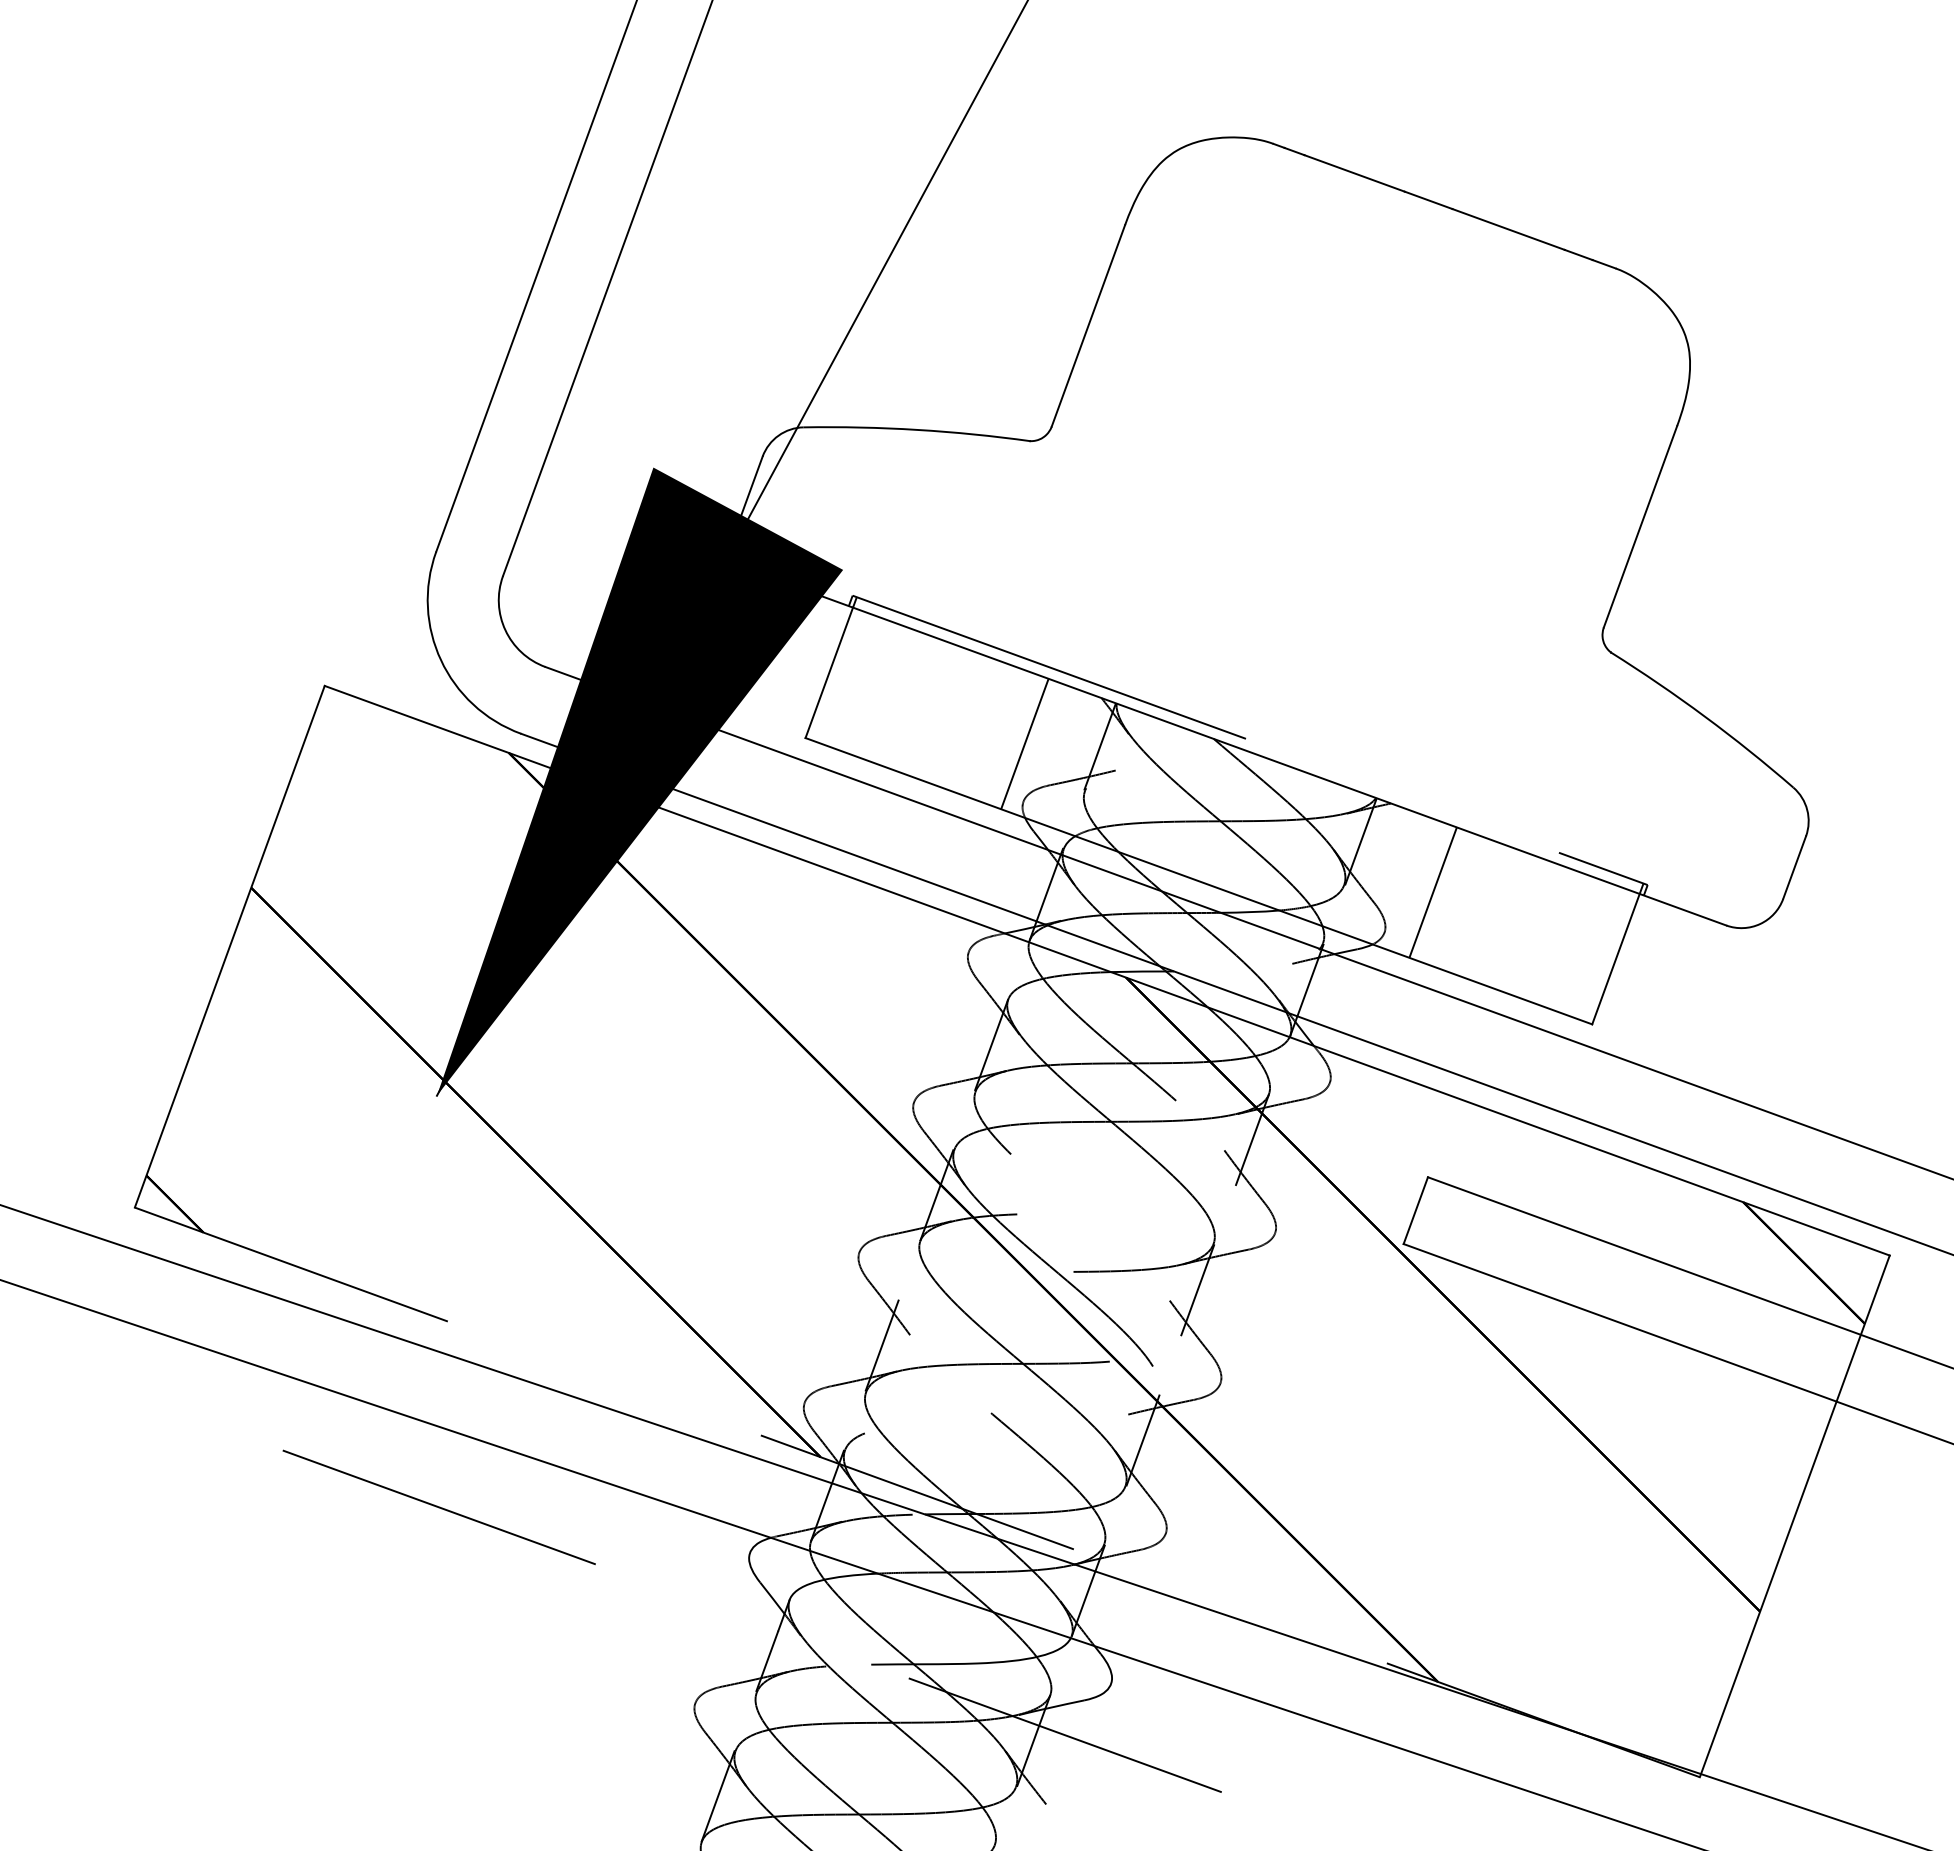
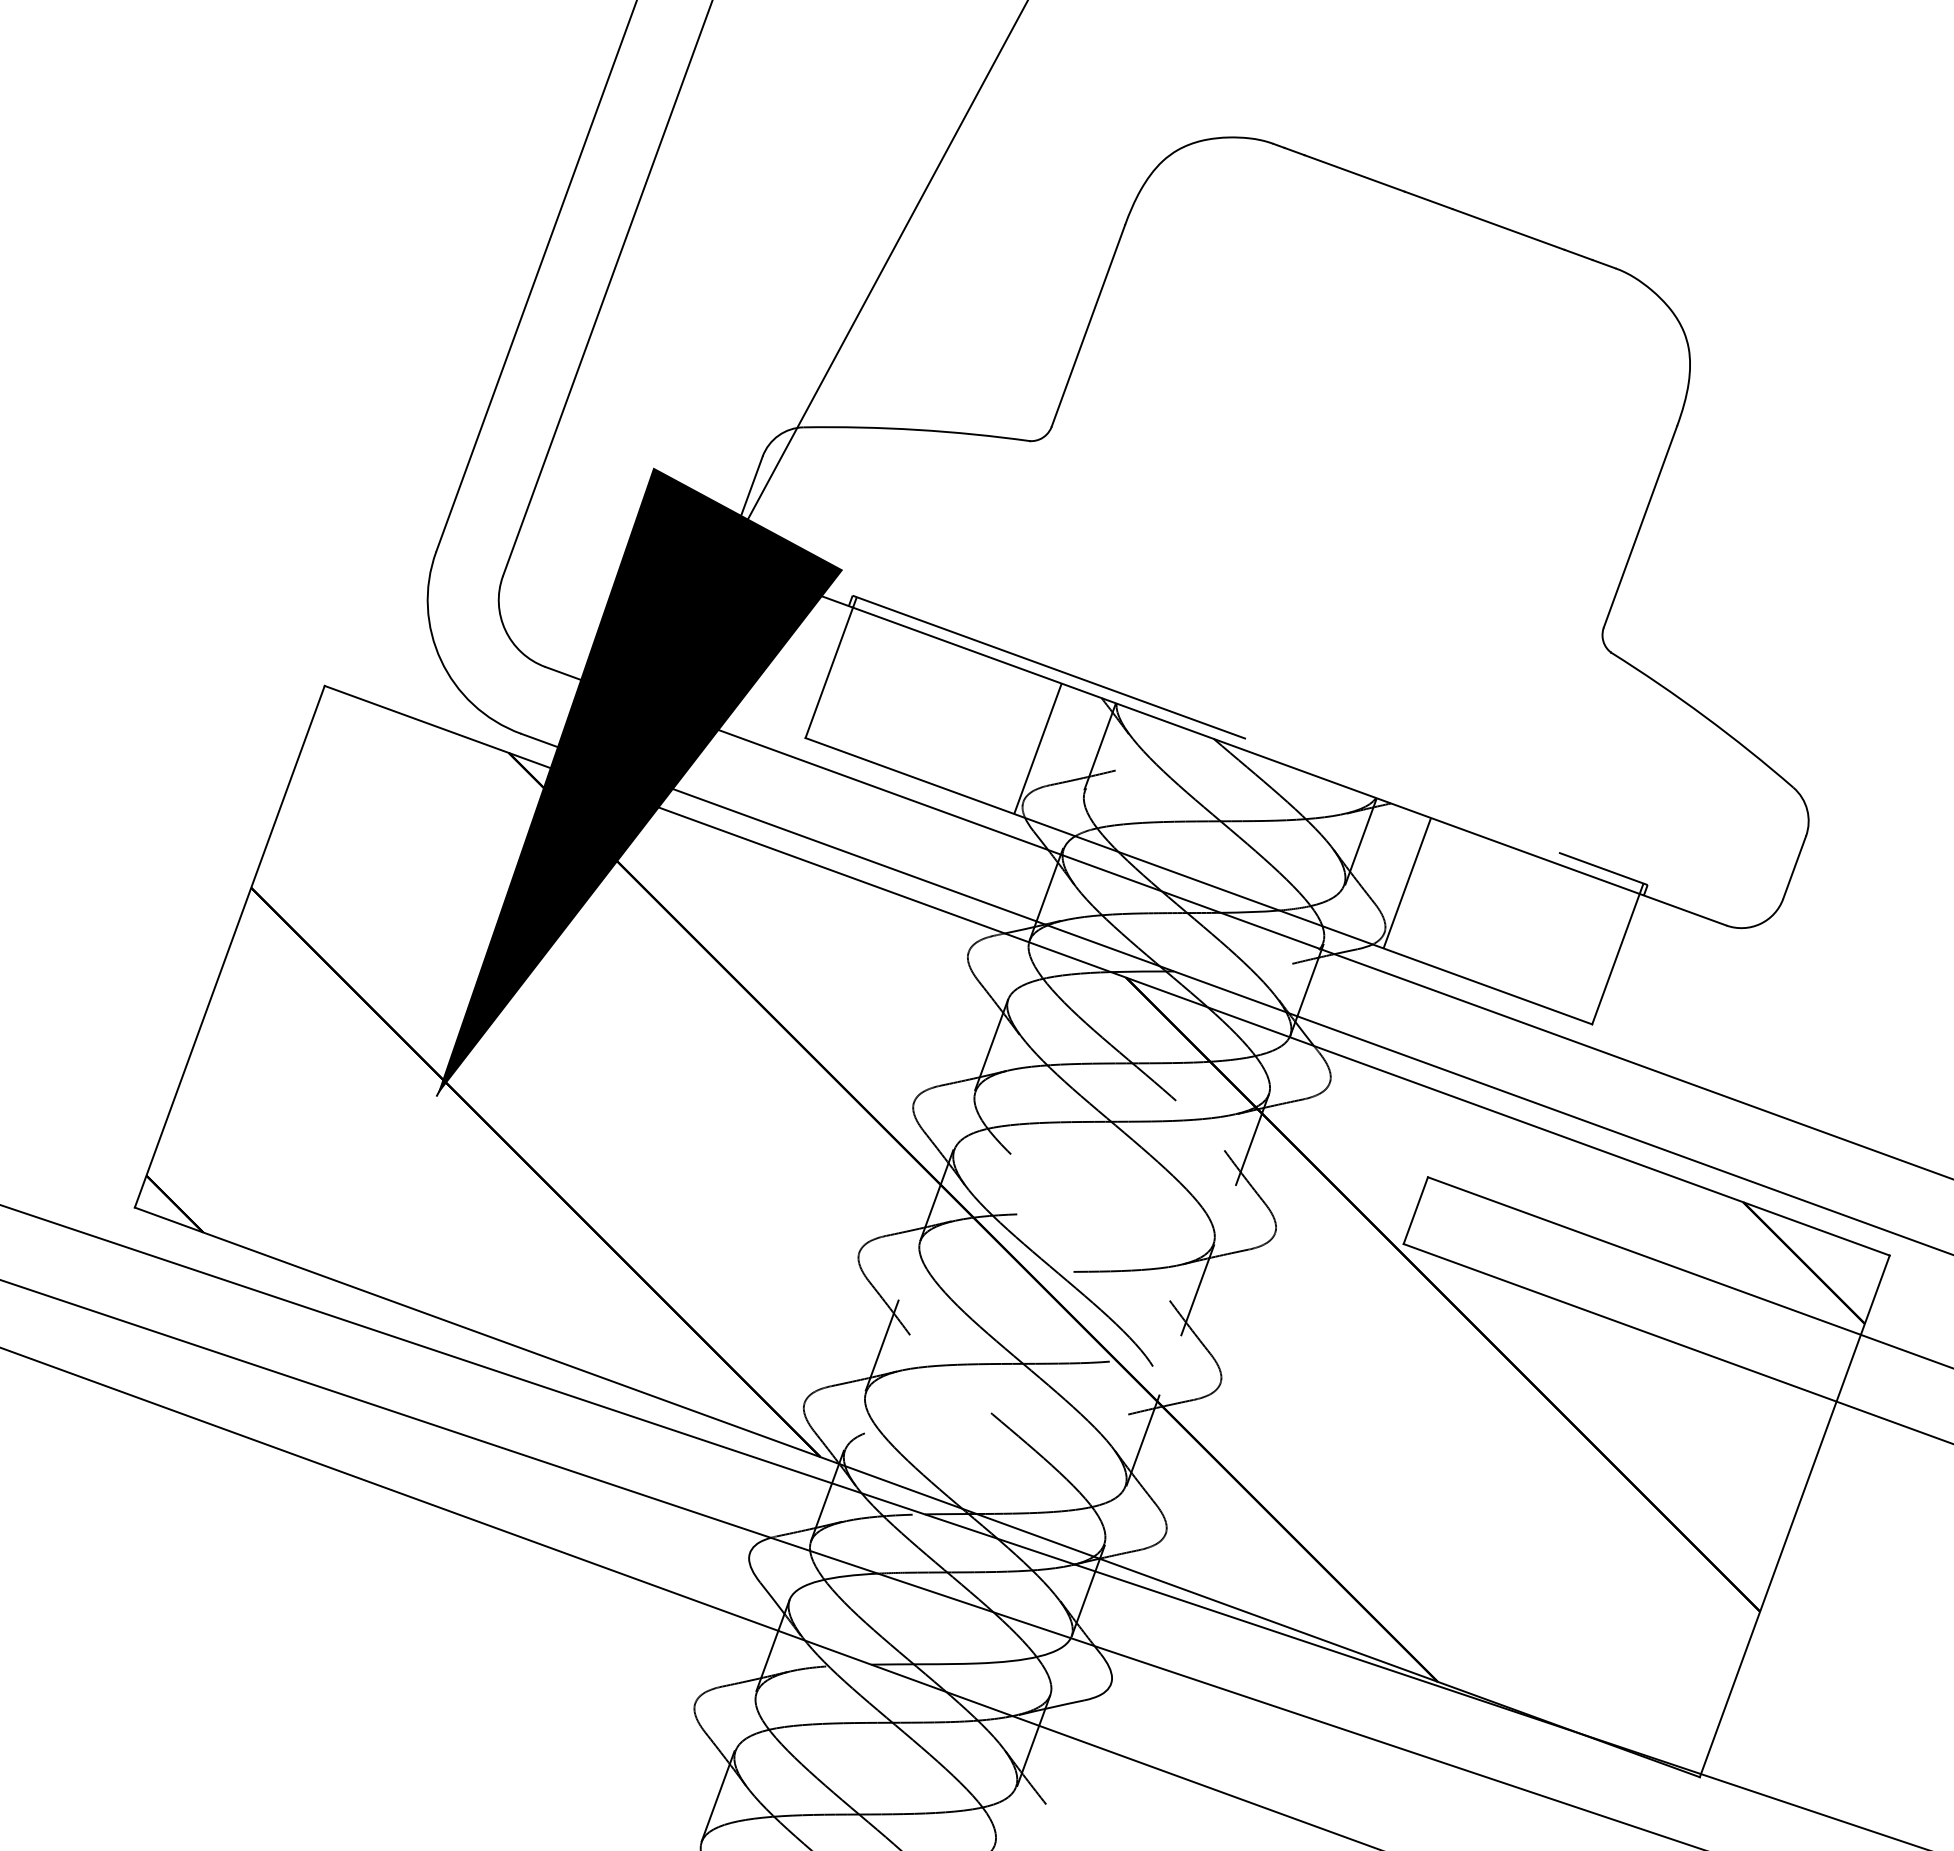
line position: (1024, 743) -> (1037, 748) (1037, 748)
line position: (1433, 892) -> (1407, 883) (1407, 883)
line: dashed -> solid (917, 1492)
line: dashed -> solid (691, 1599)
